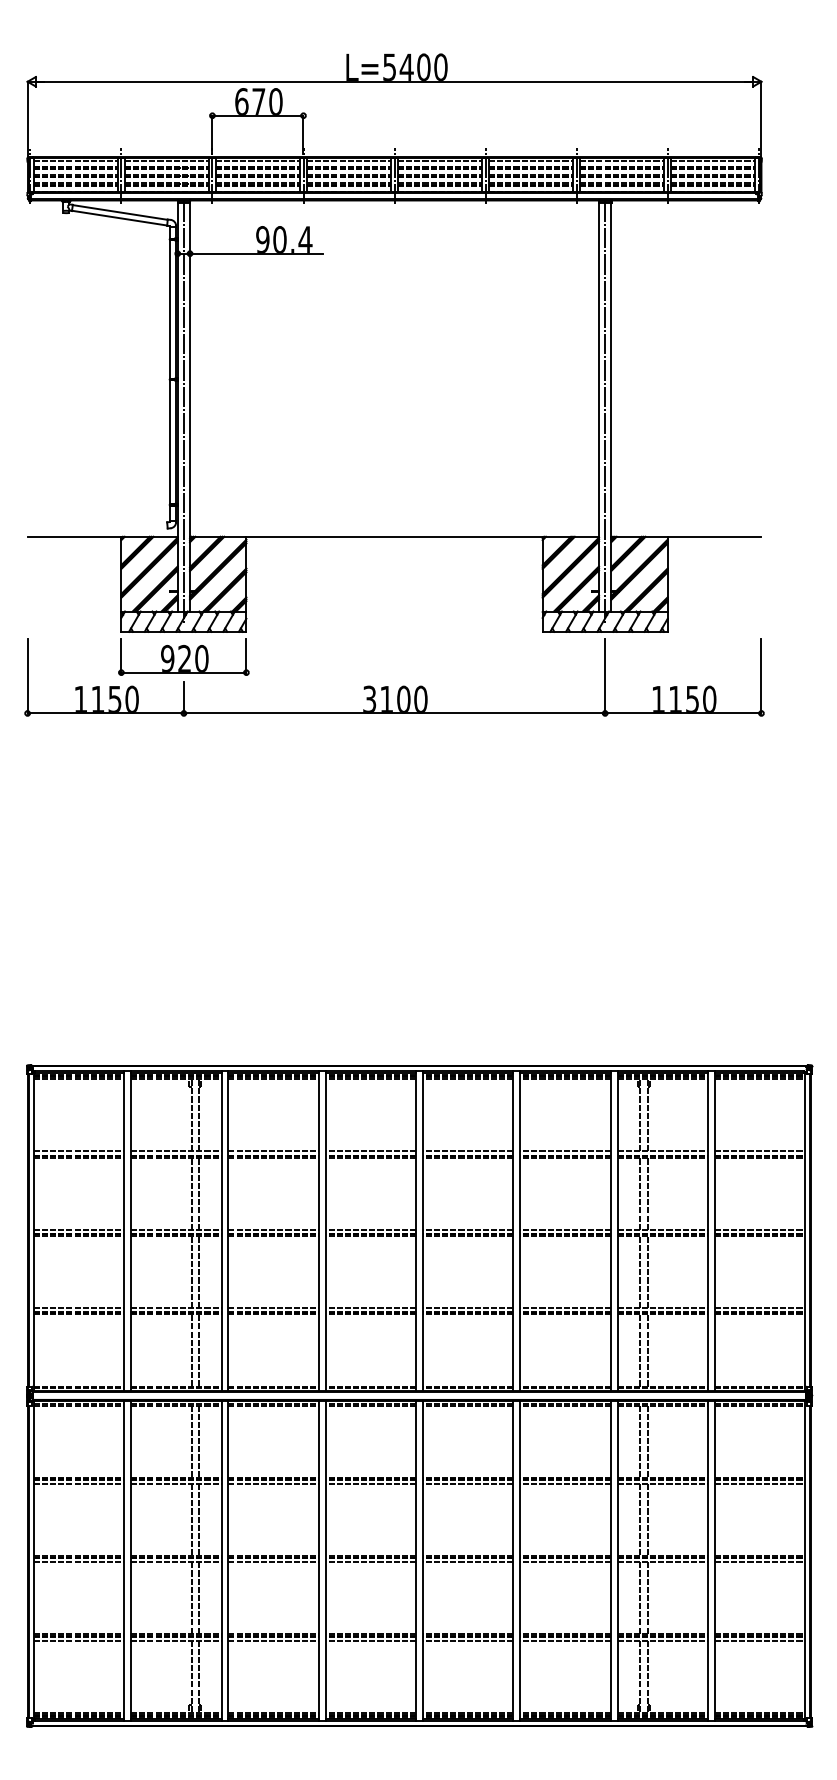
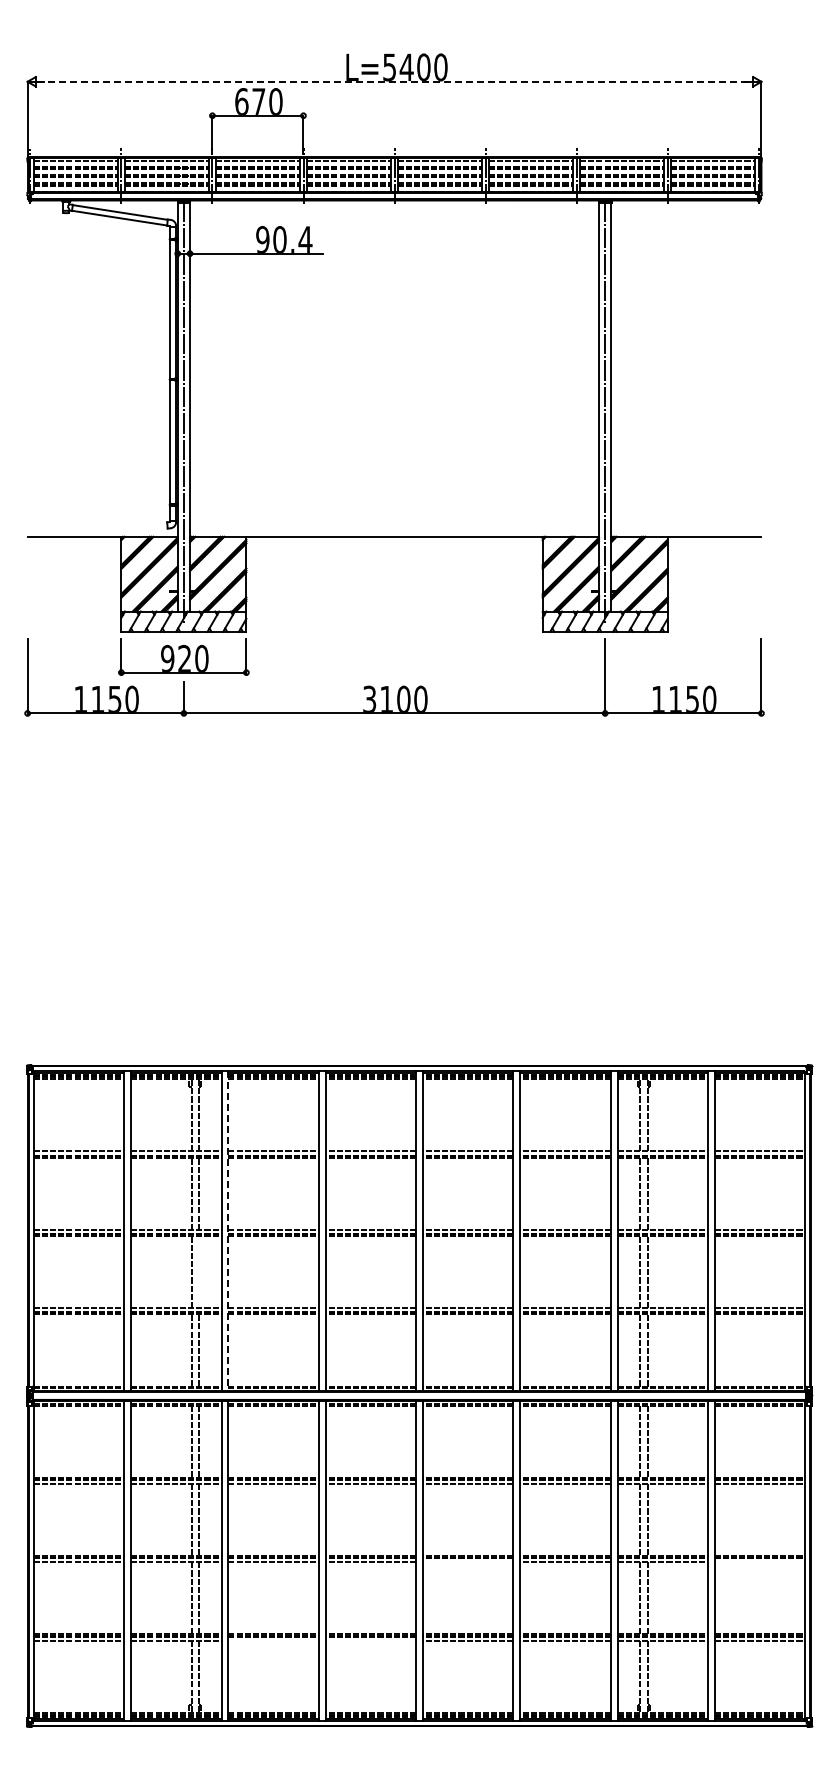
line: solid -> dashed (395, 81)
line: solid -> dashed (228, 1231)
line: present -> none (199, 1272)
line: present -> none (467, 1562)
line: present -> none (759, 1562)
line: present -> none (273, 1640)
line: present -> none (370, 1640)
